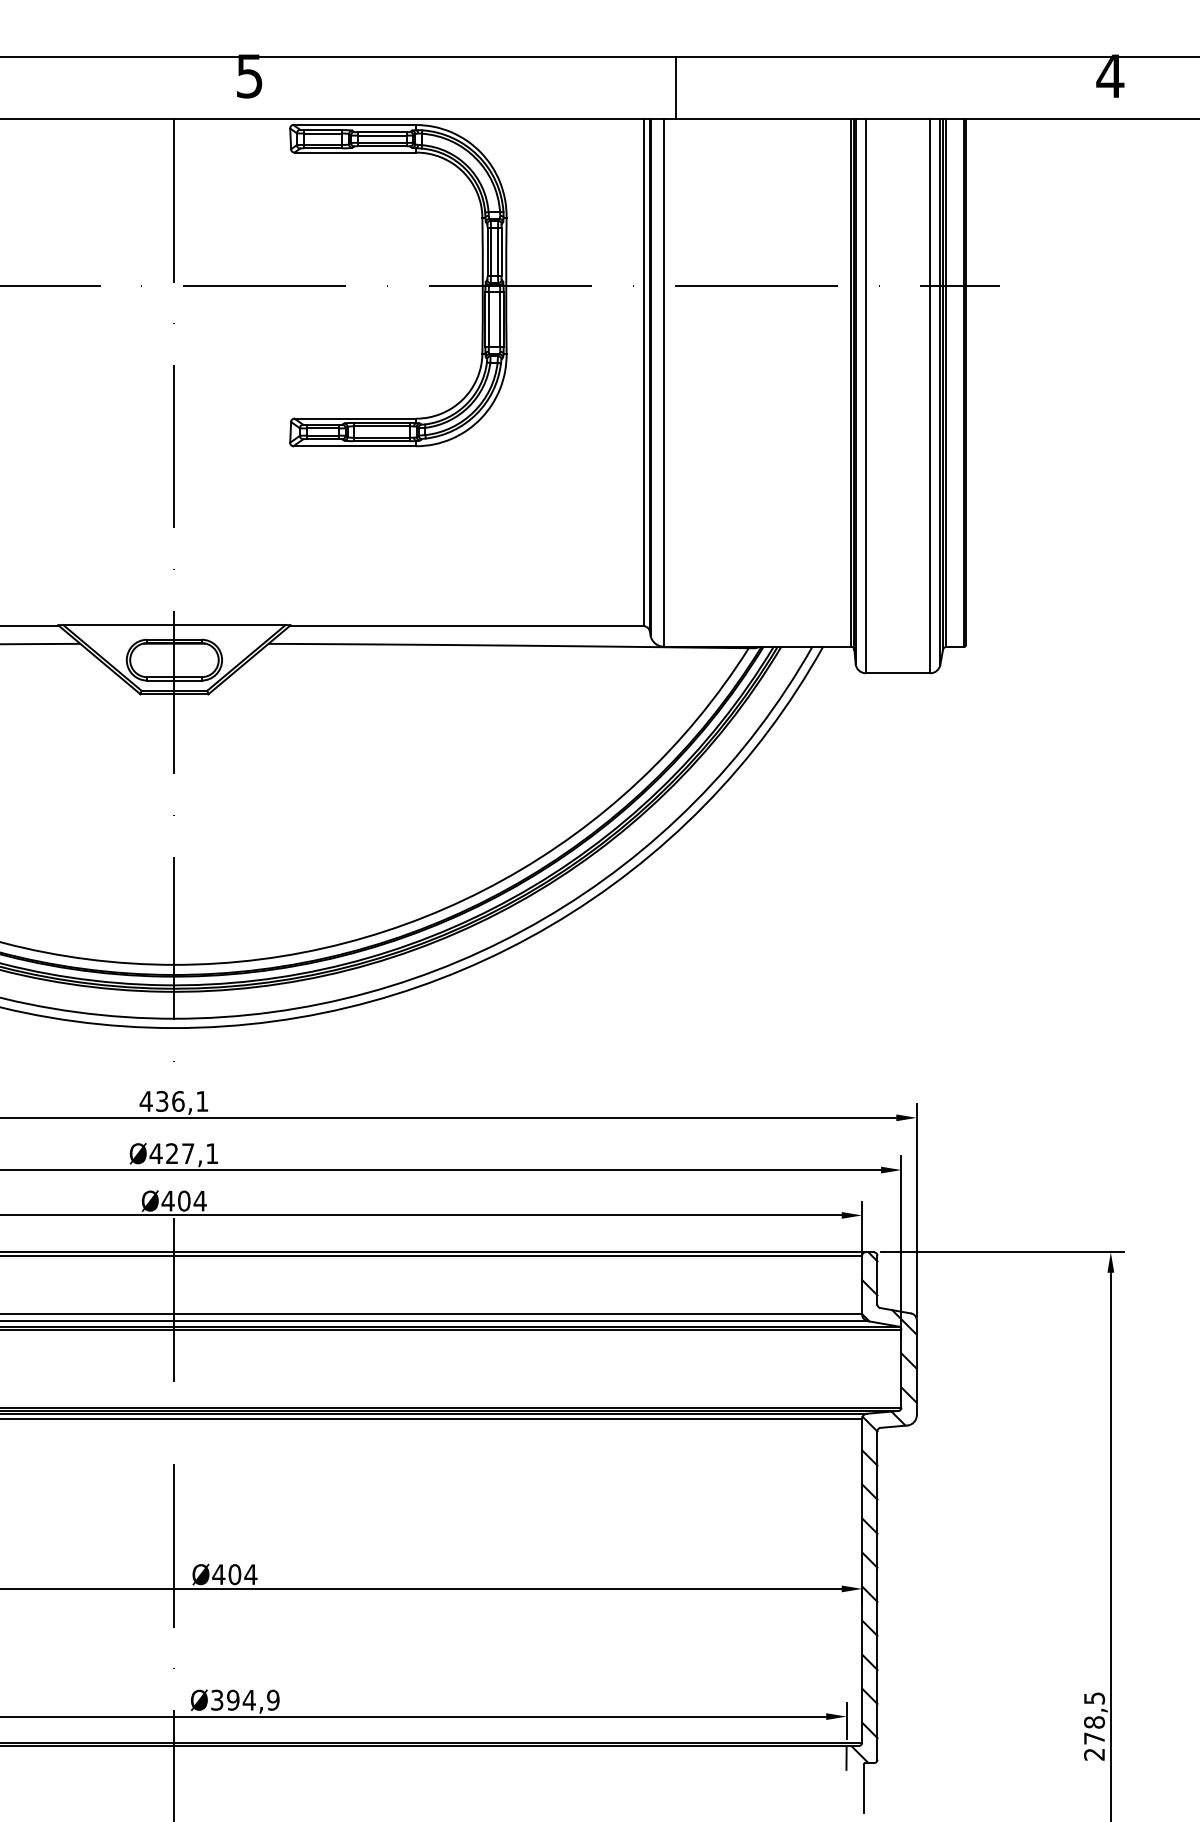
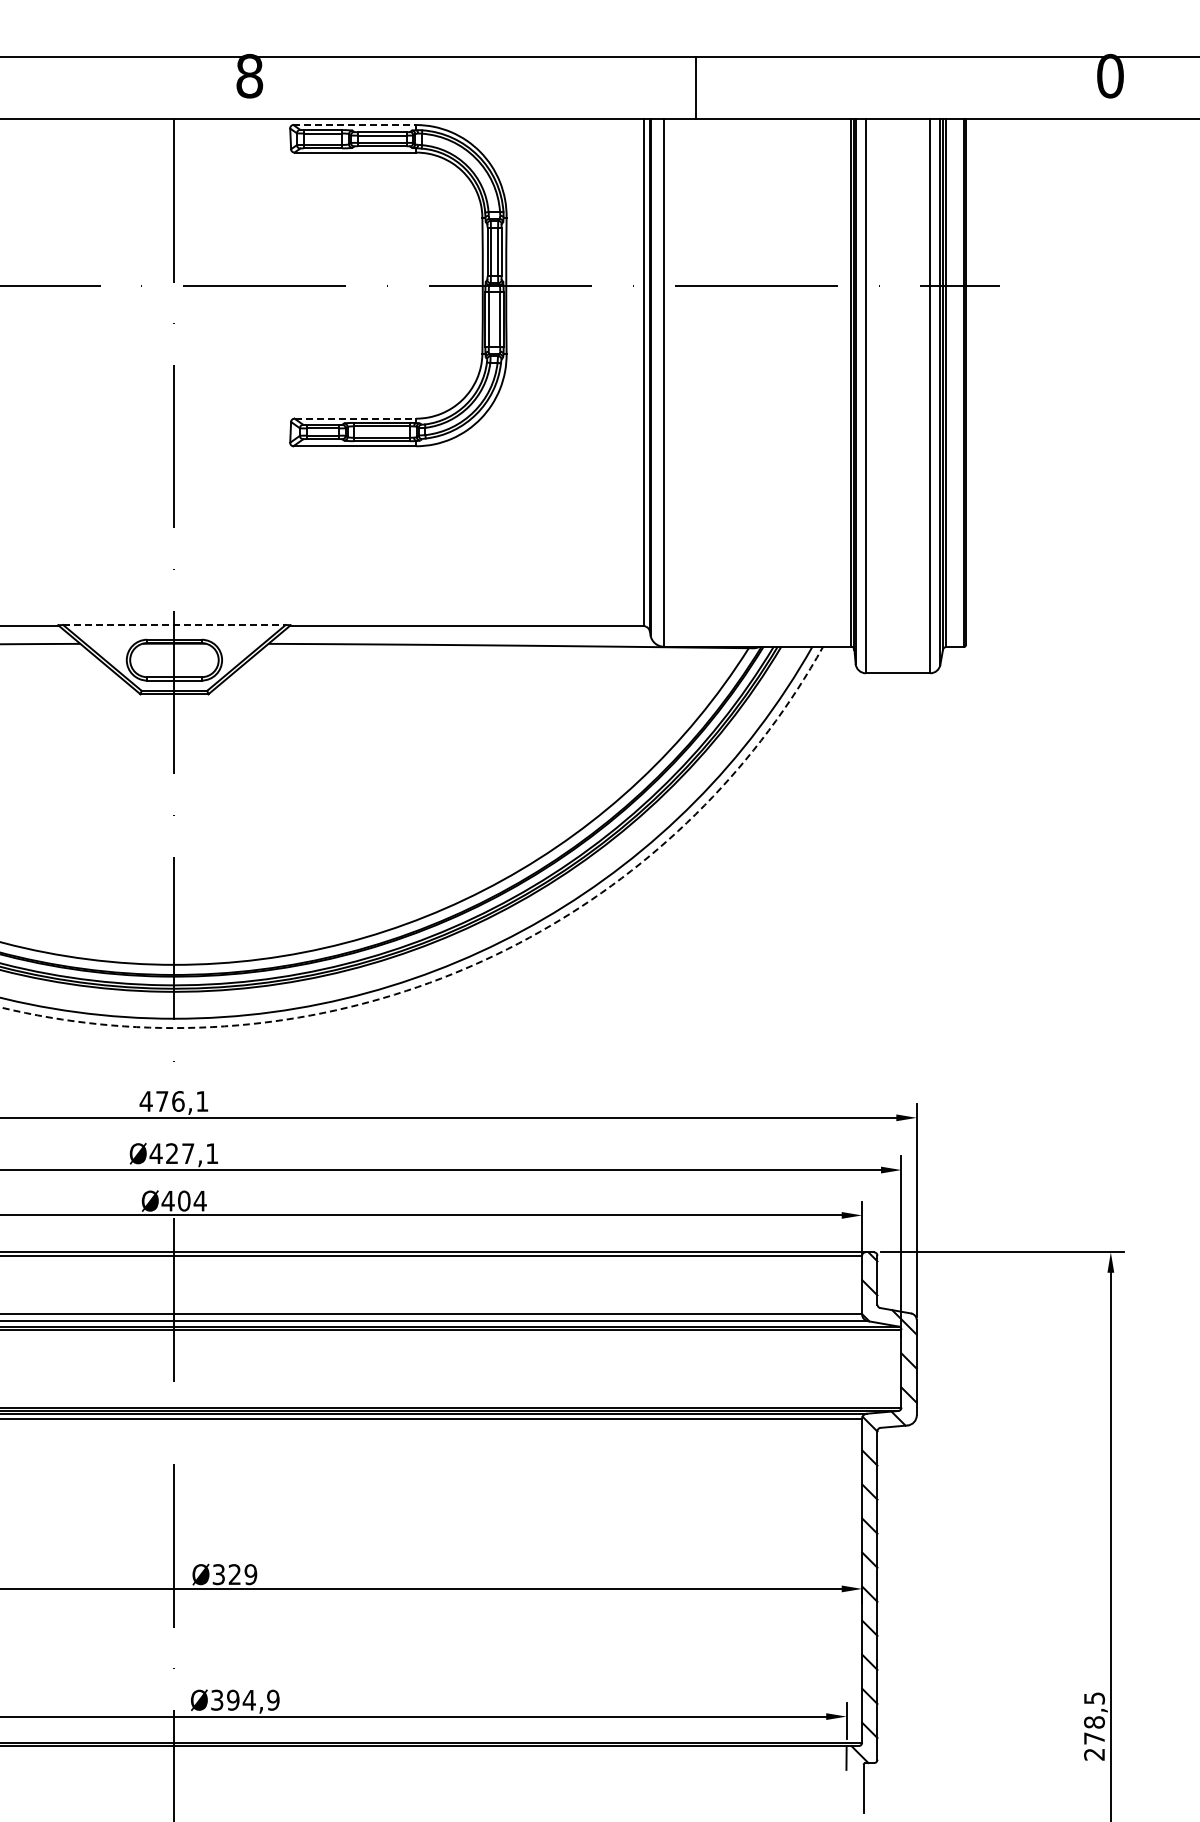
text: 5 -> 8 (249, 75)
text: 4 -> 0 (1110, 75)
line position: (675, 88) -> (695, 88) (695, 88)
line: solid -> dashed (355, 125)
line: solid -> dashed (355, 418)
line: solid -> dashed (174, 625)
arc: solid -> dashed (473, 965)
text: 436,1 -> 476,1 (162, 1101)
text: Ø404 -> Ø329 (234, 1574)
